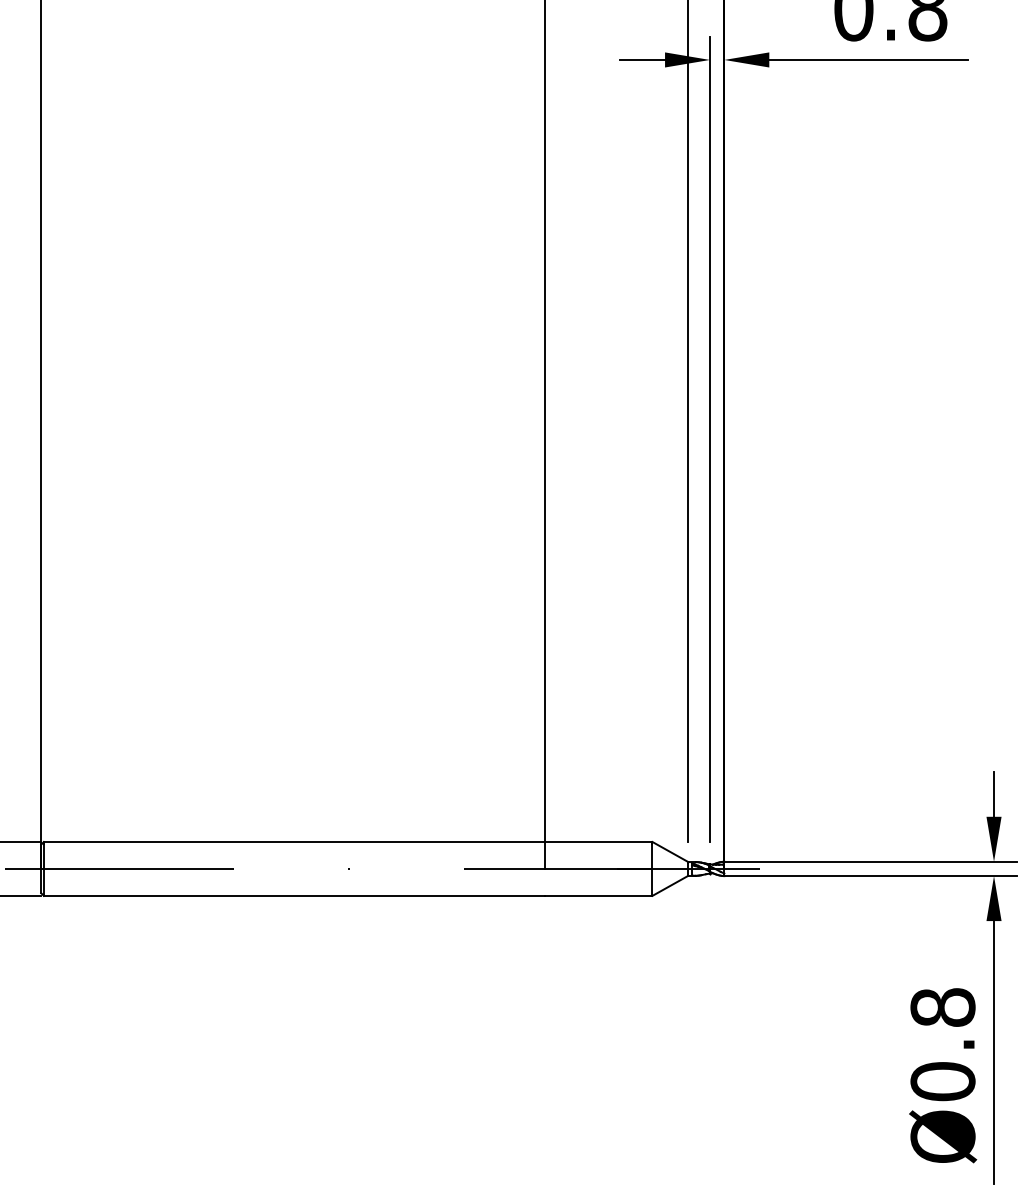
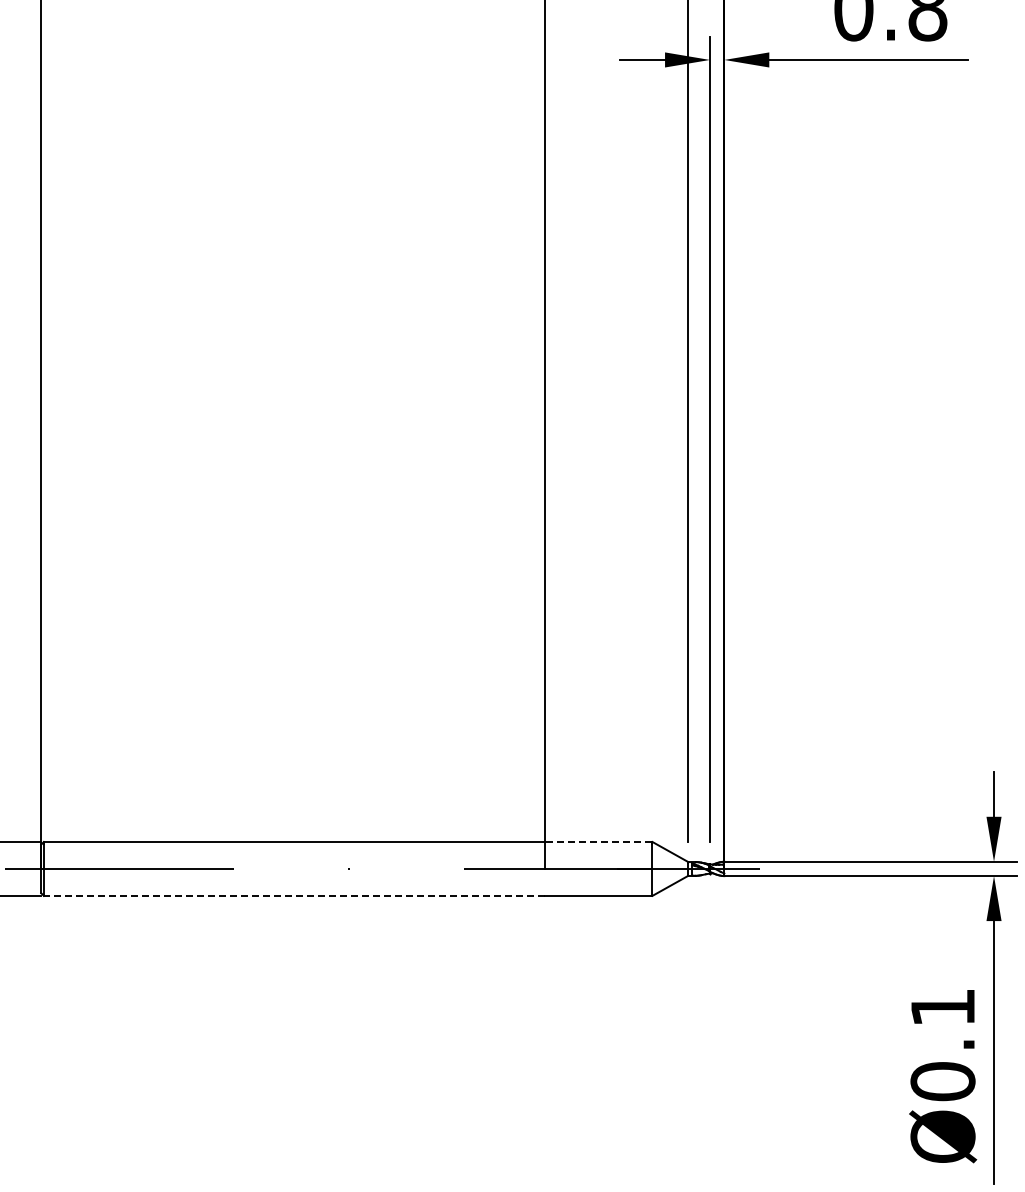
line: solid -> dashed (598, 841)
line: solid -> dashed (293, 895)
text: Ø0.8 -> Ø0.1 (942, 1007)
